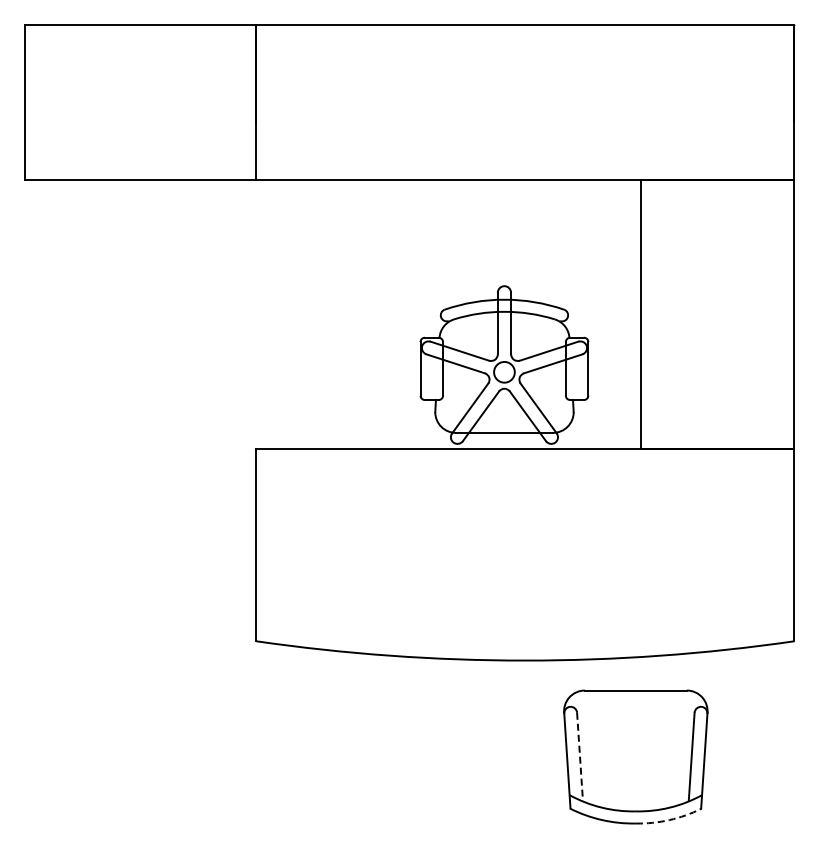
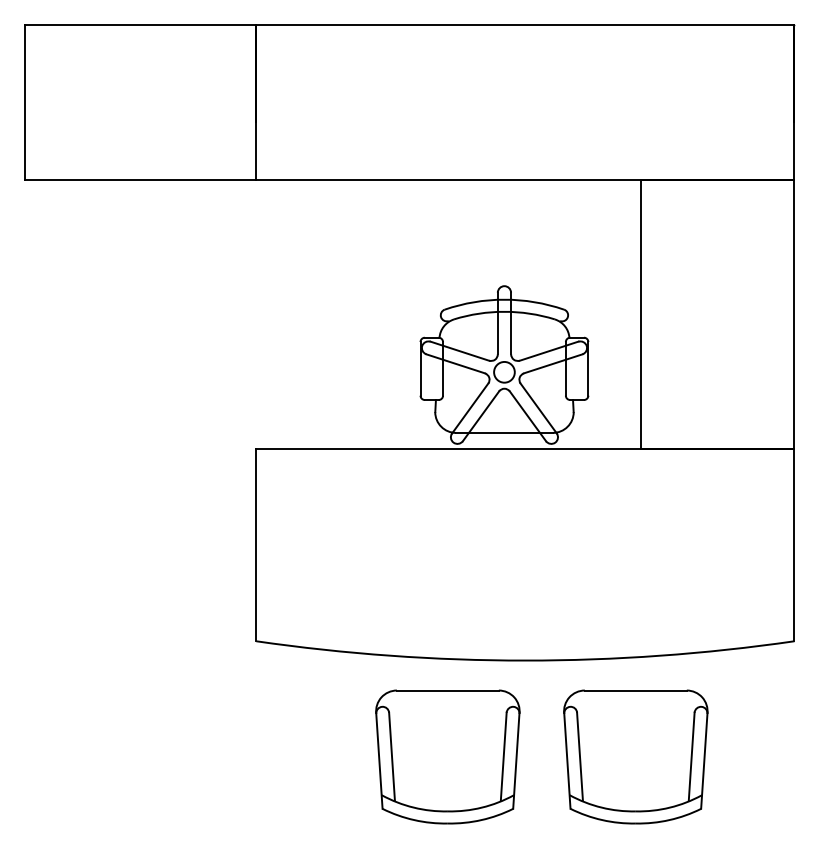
part: none -> present (447, 756)
line: dashed -> solid (580, 757)
arc: dashed -> solid (669, 820)
